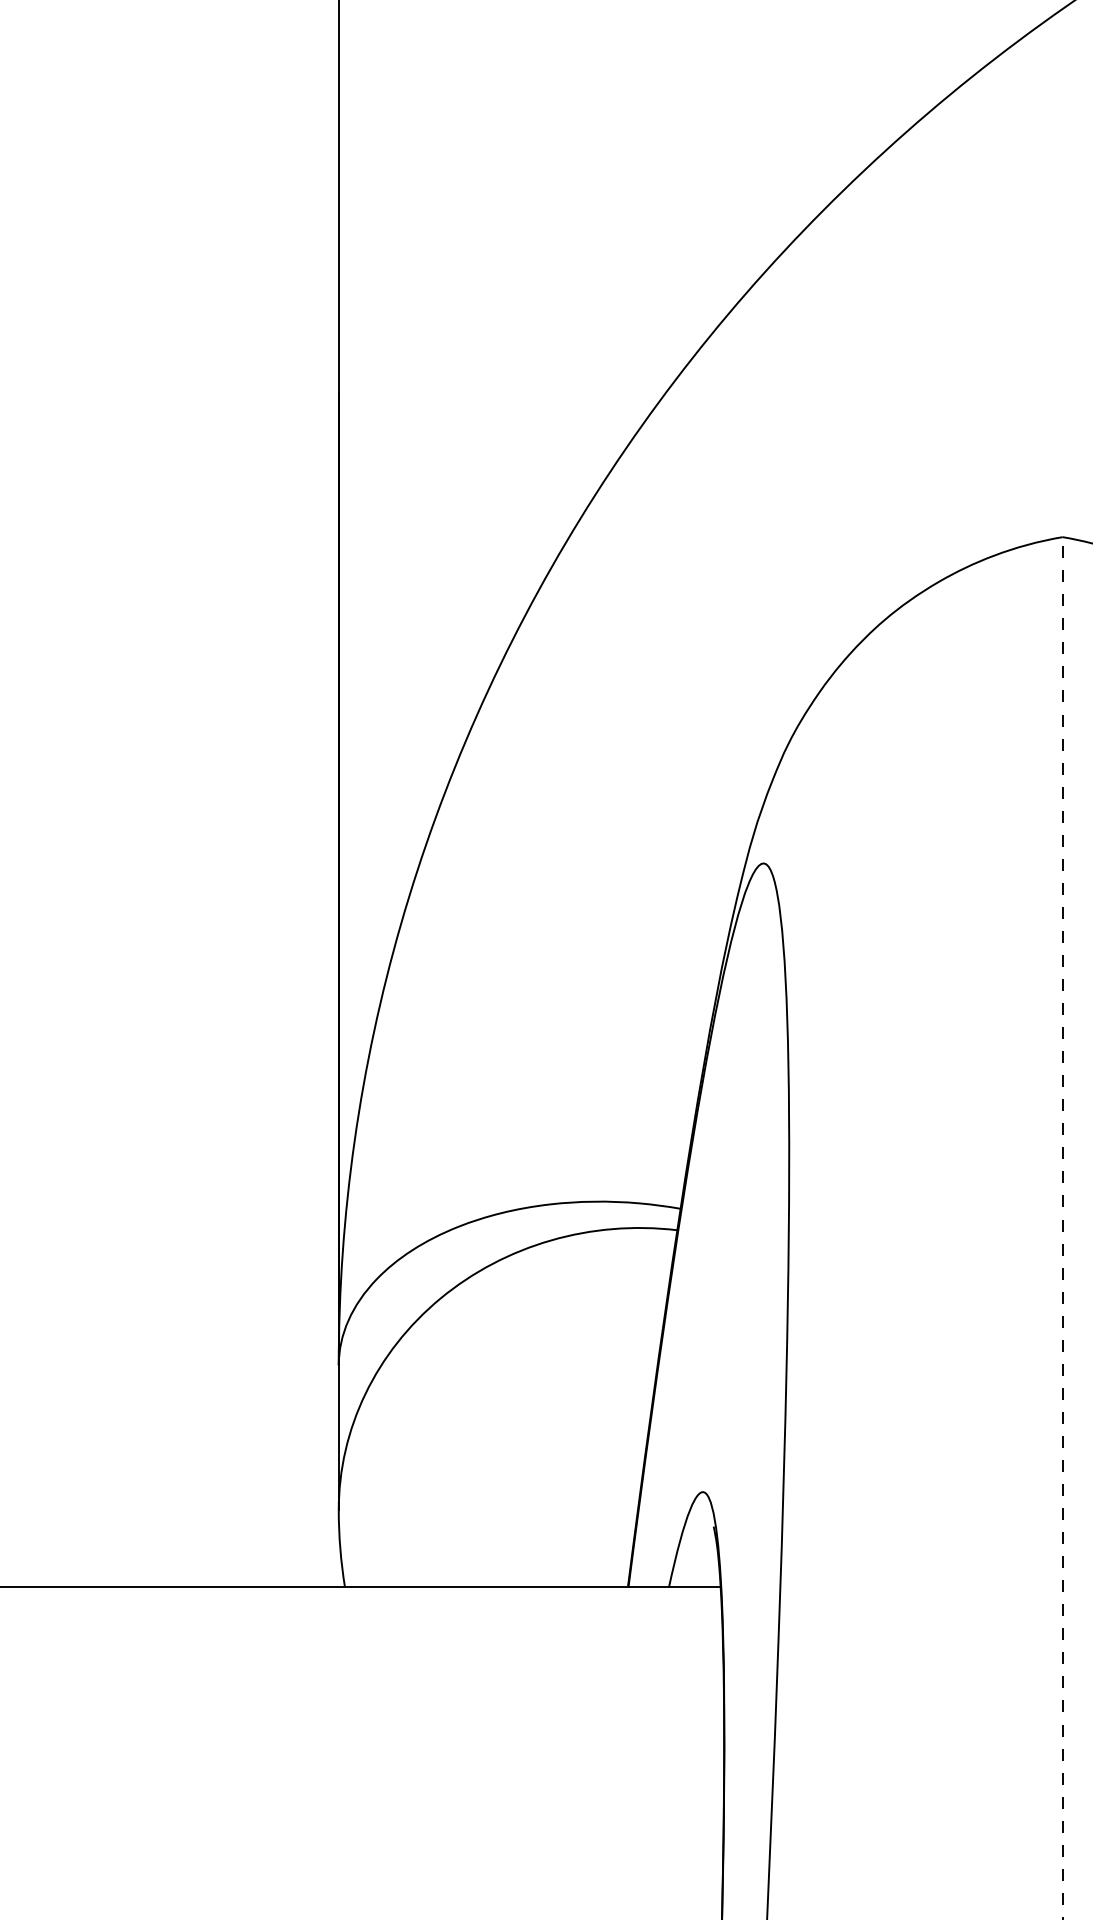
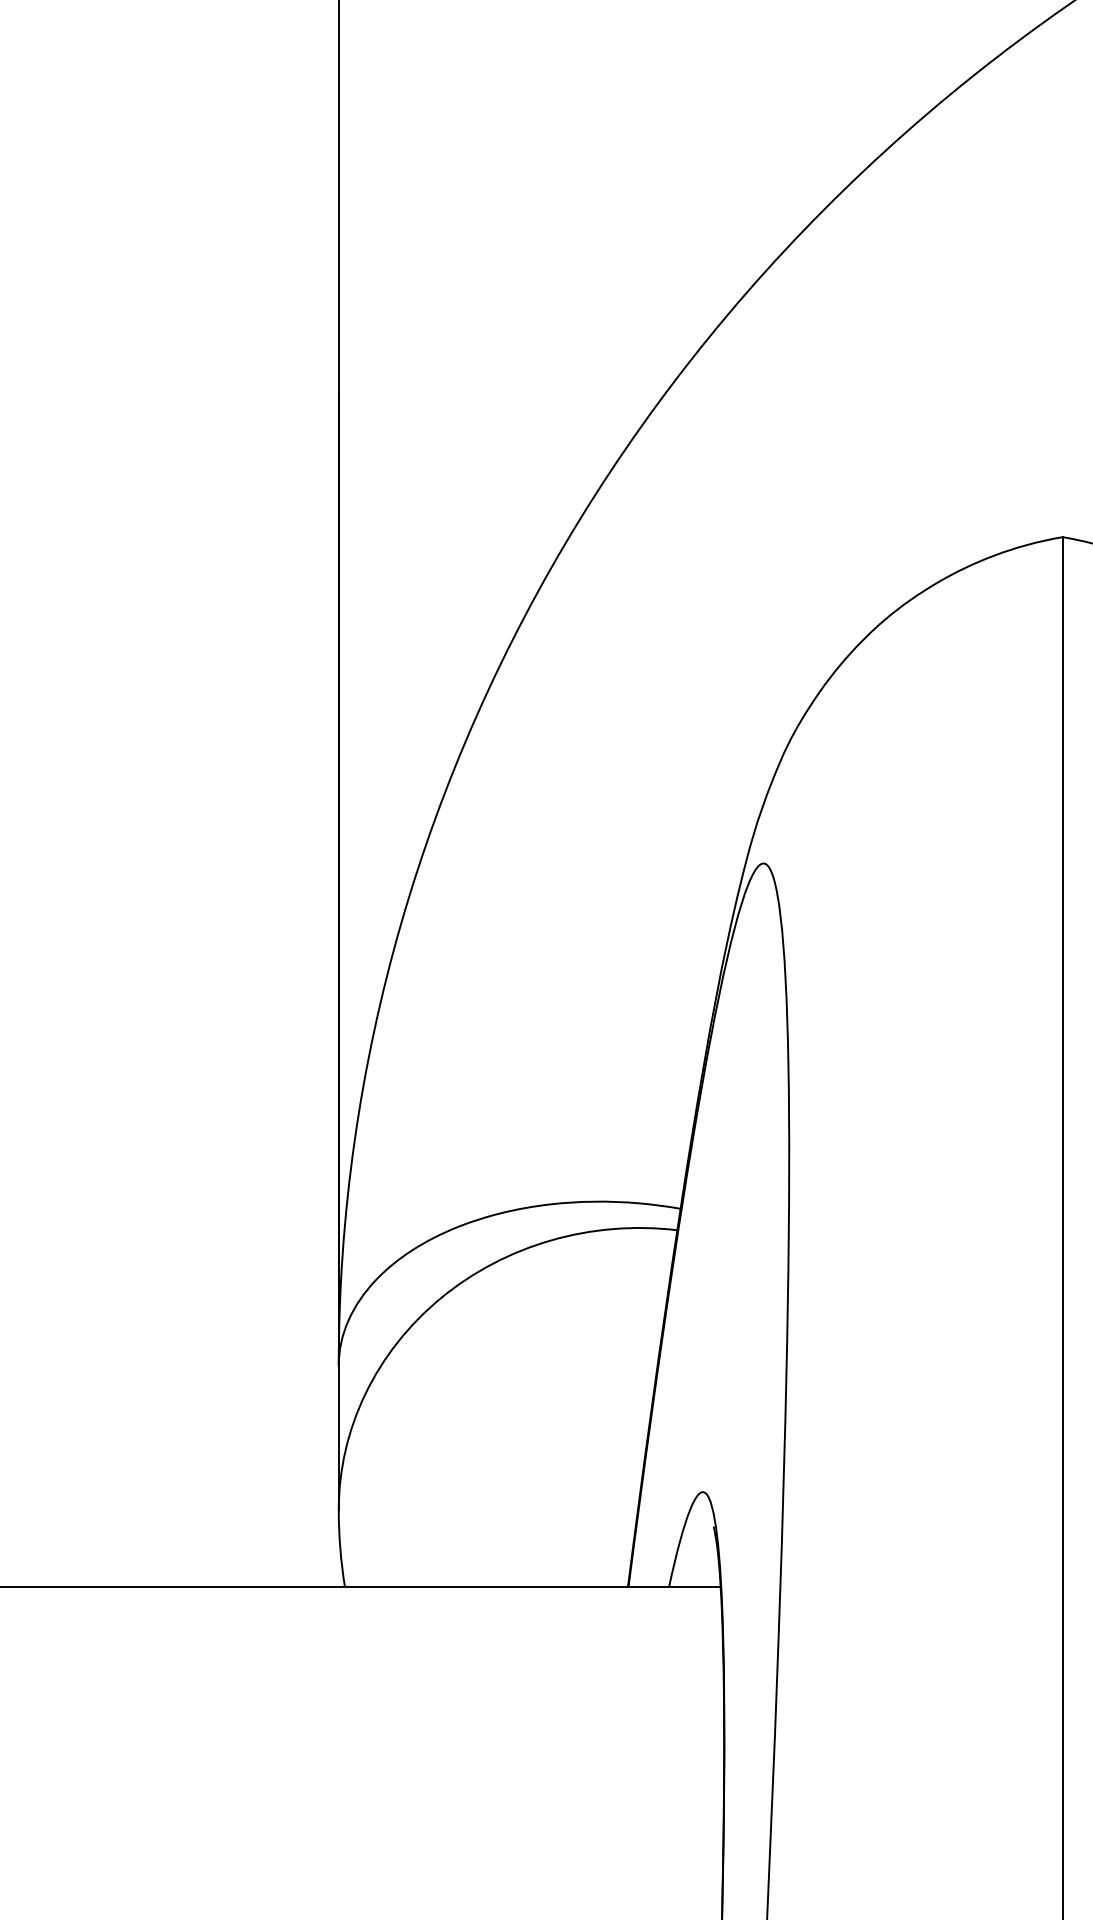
line: dashed -> solid (1062, 1228)
